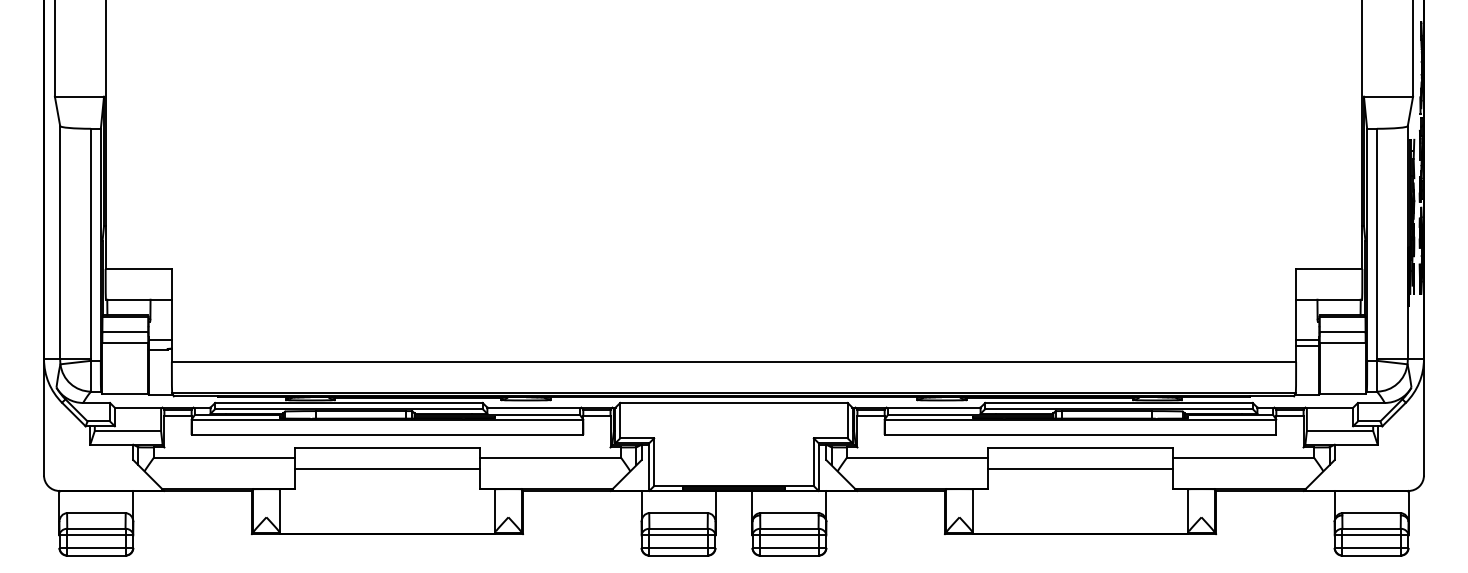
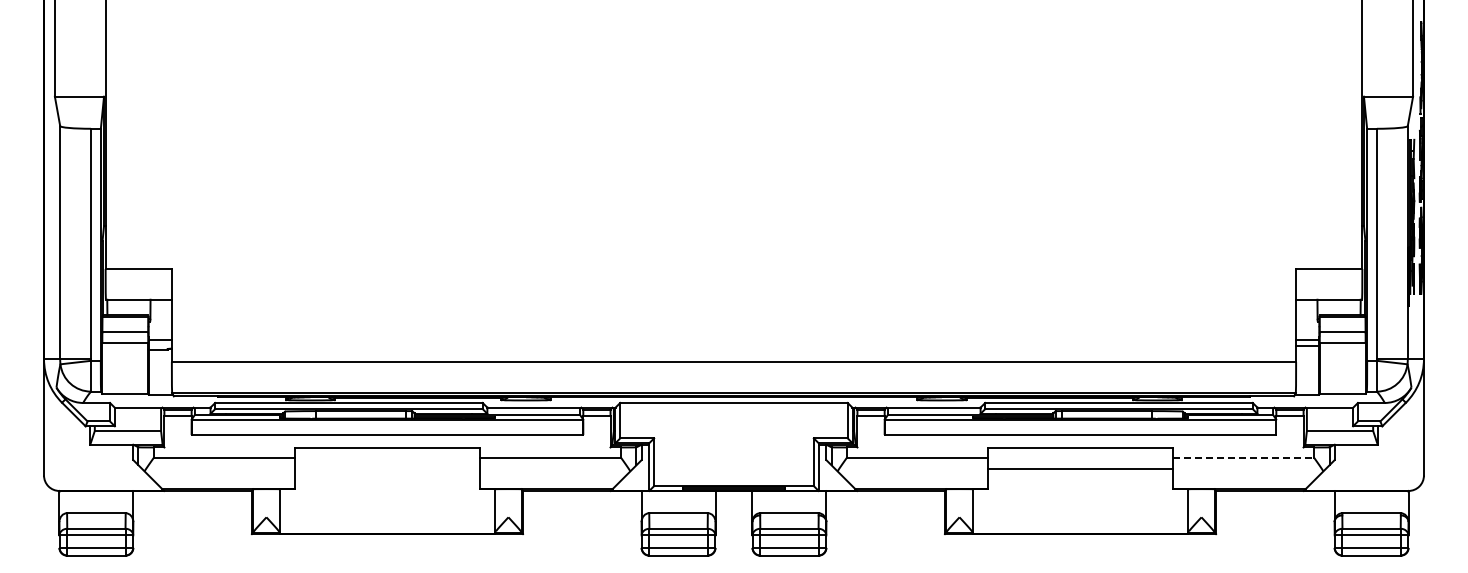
line: solid -> dashed (1243, 457)
line: present -> none (387, 469)
